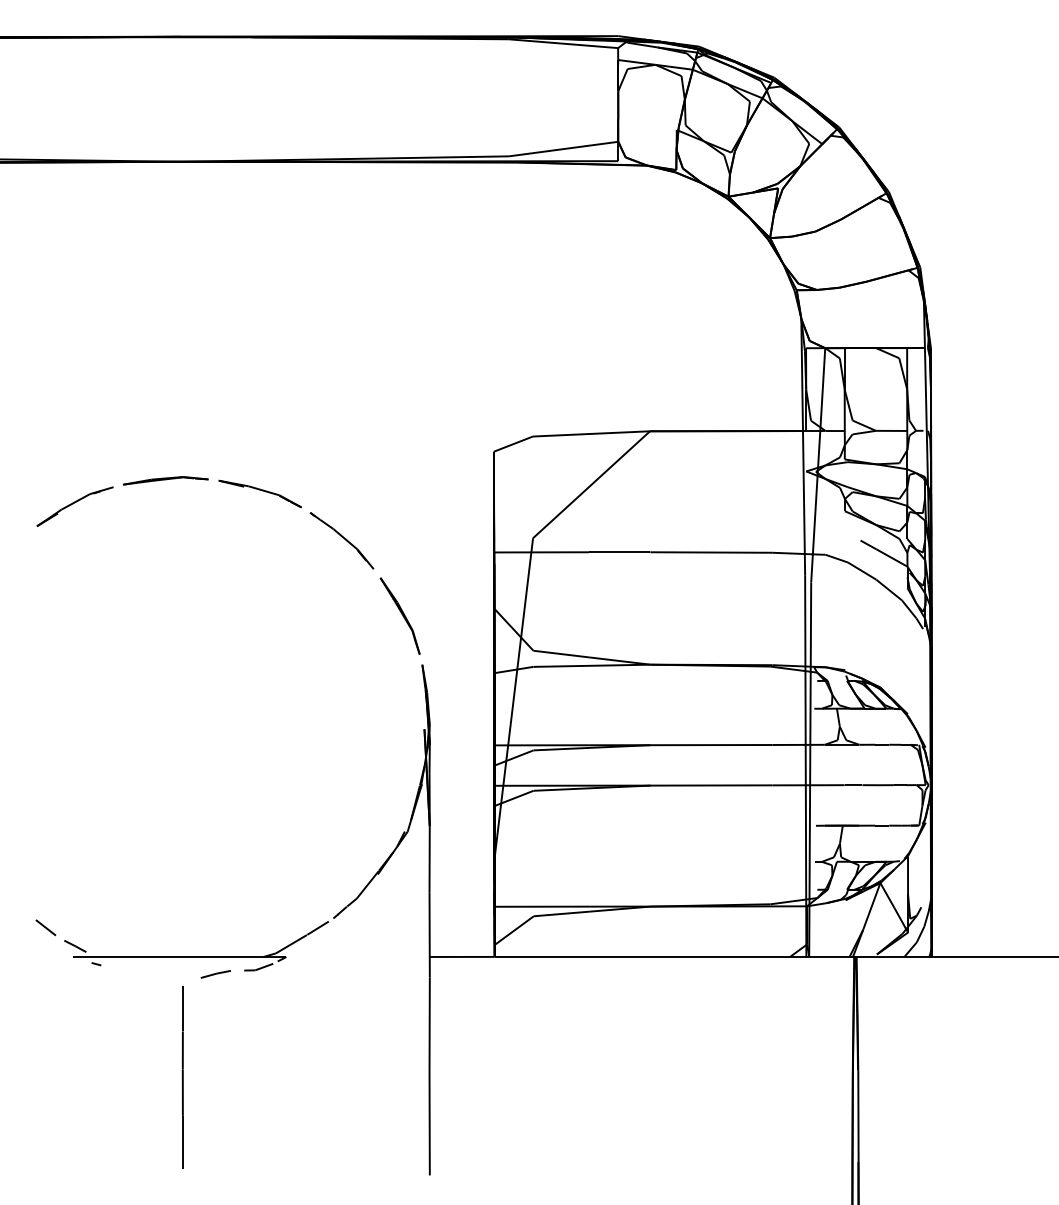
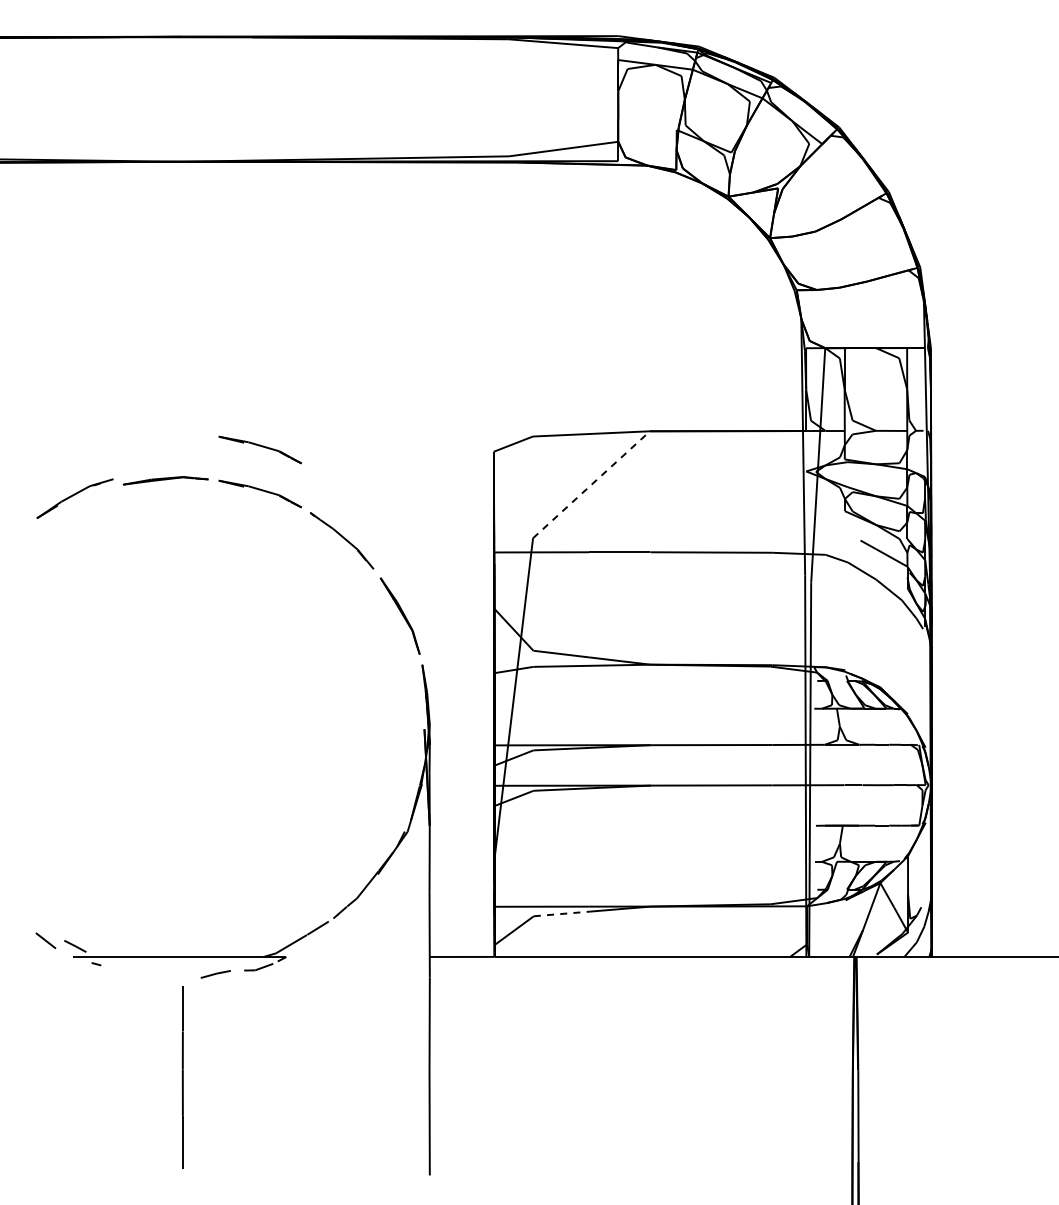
part: none -> present (259, 449)
line: solid -> dashed (591, 484)
part position: (74, 506) -> (74, 498) (74, 498)
line: solid -> dashed (561, 913)
line position: (45, 927) -> (45, 940) (45, 940)
